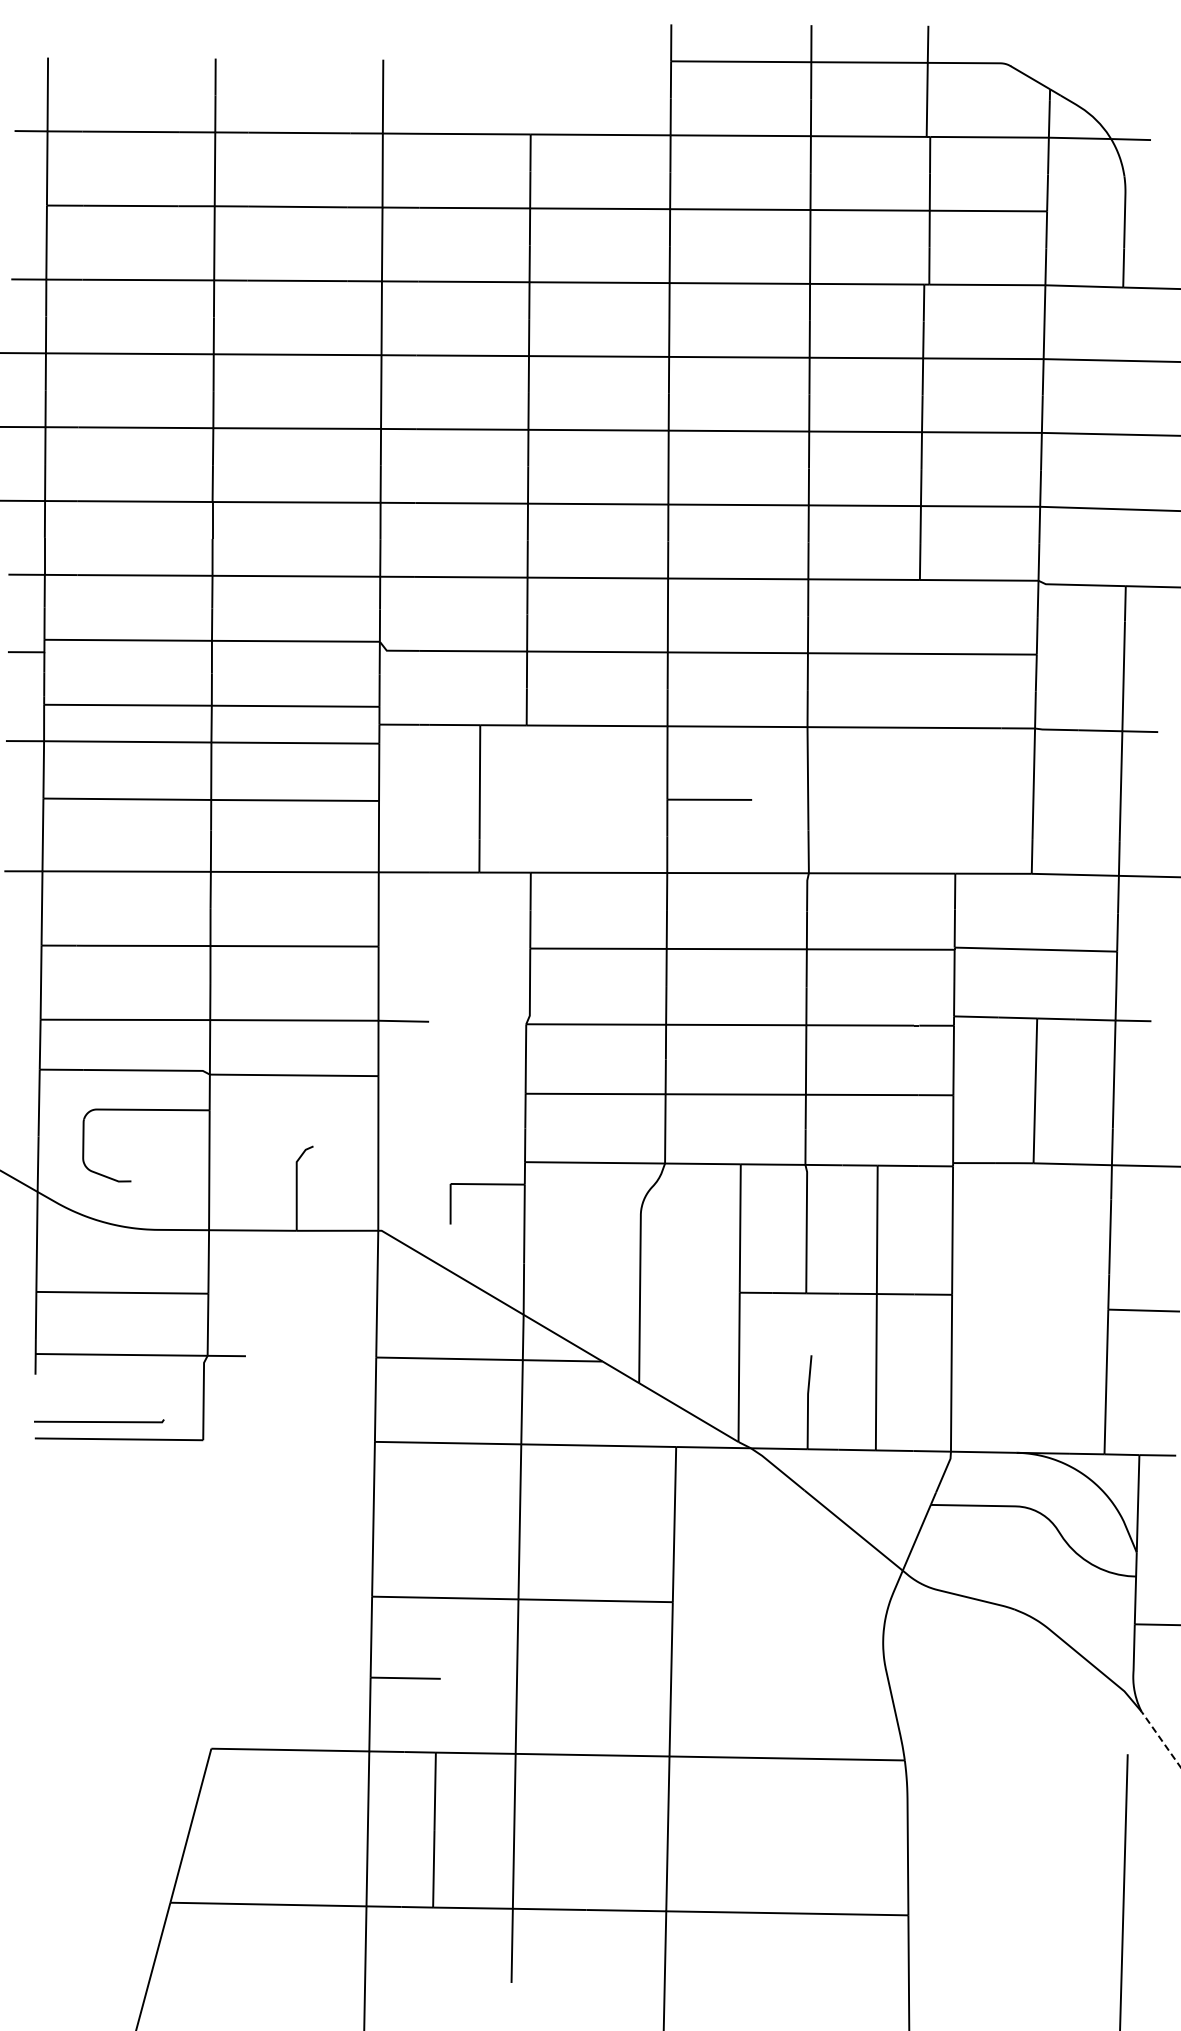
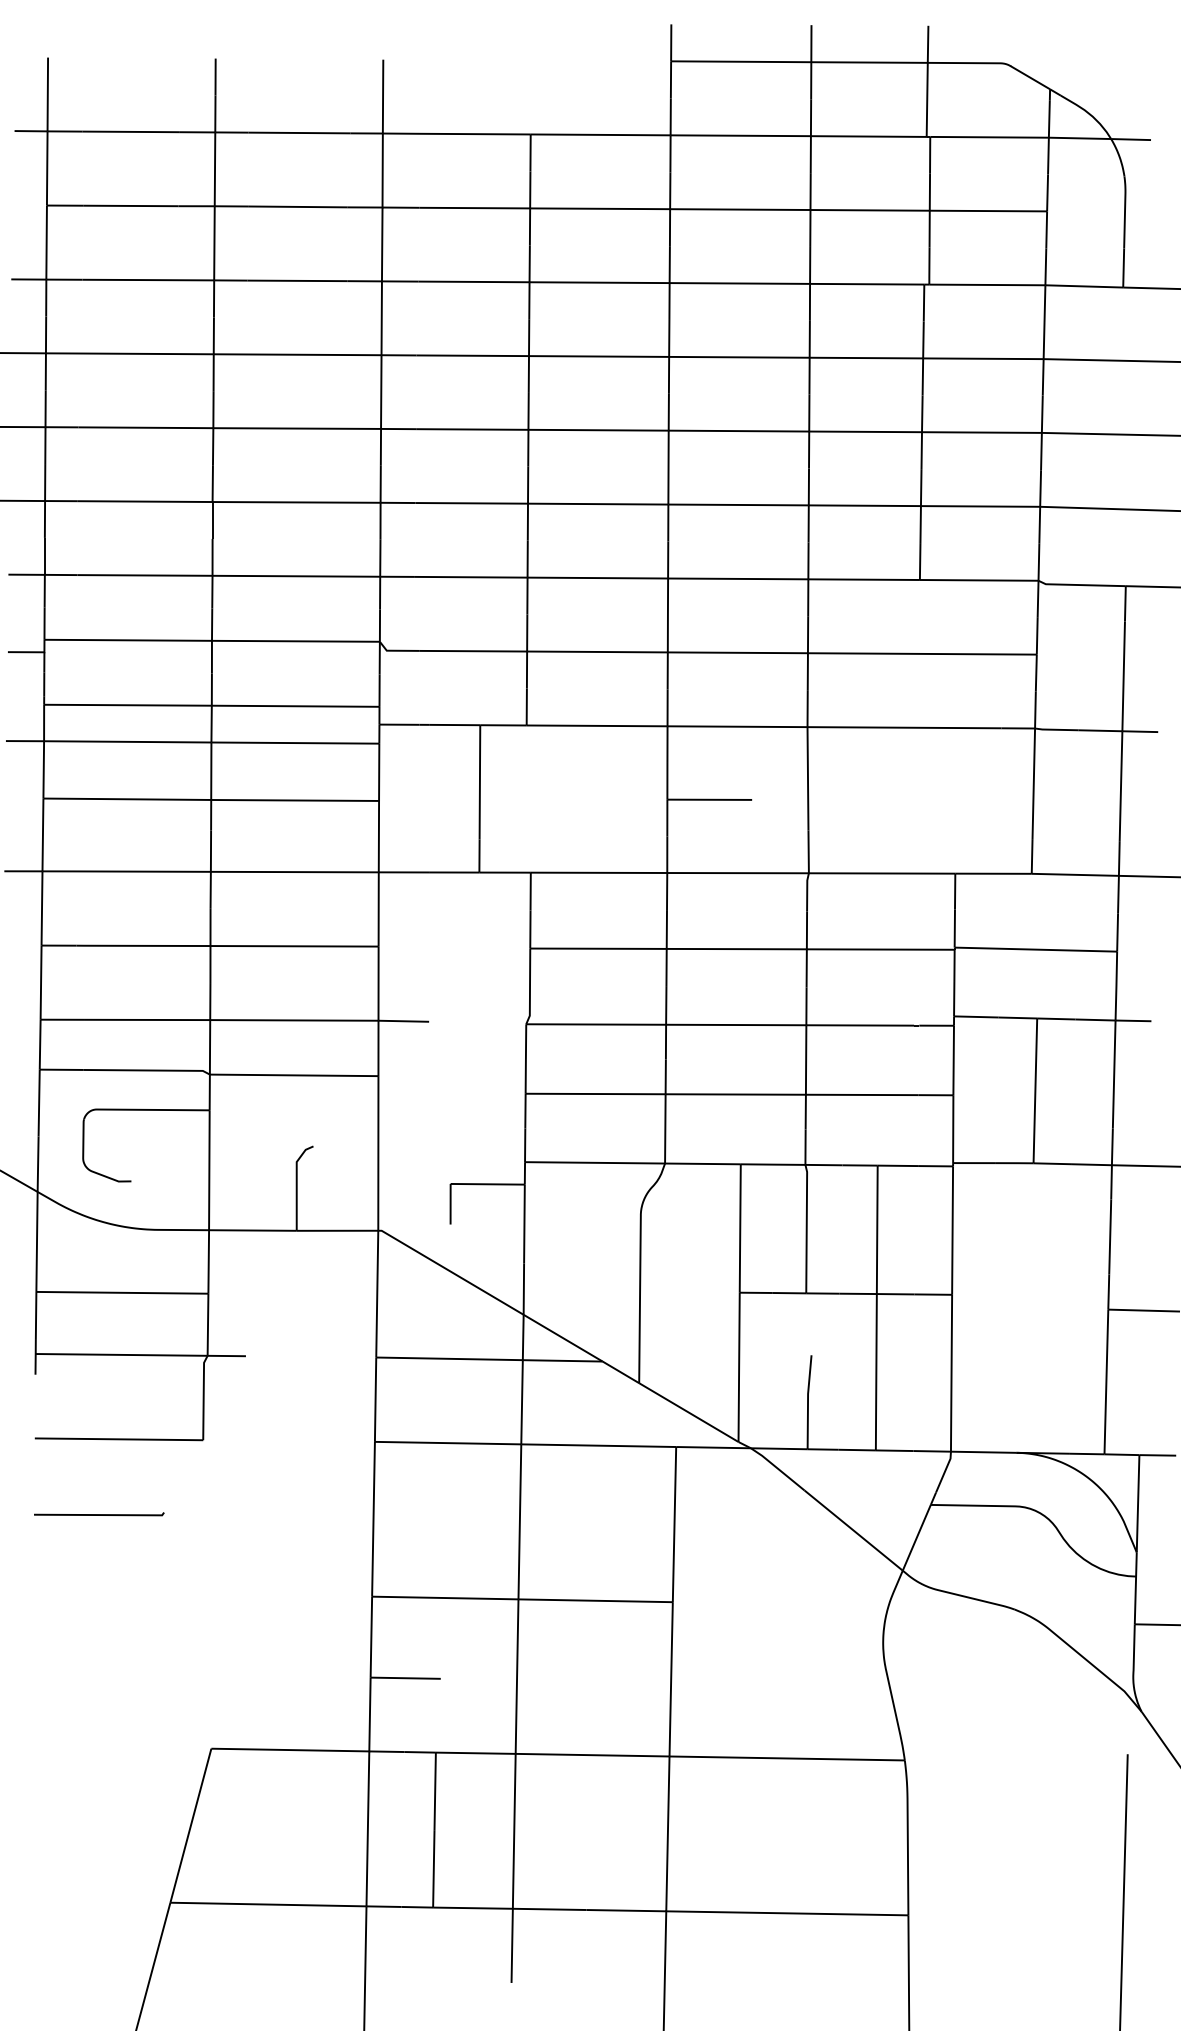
line position: (99, 1421) -> (99, 1514) (99, 1514)
line: dashed -> solid (1161, 1739)
